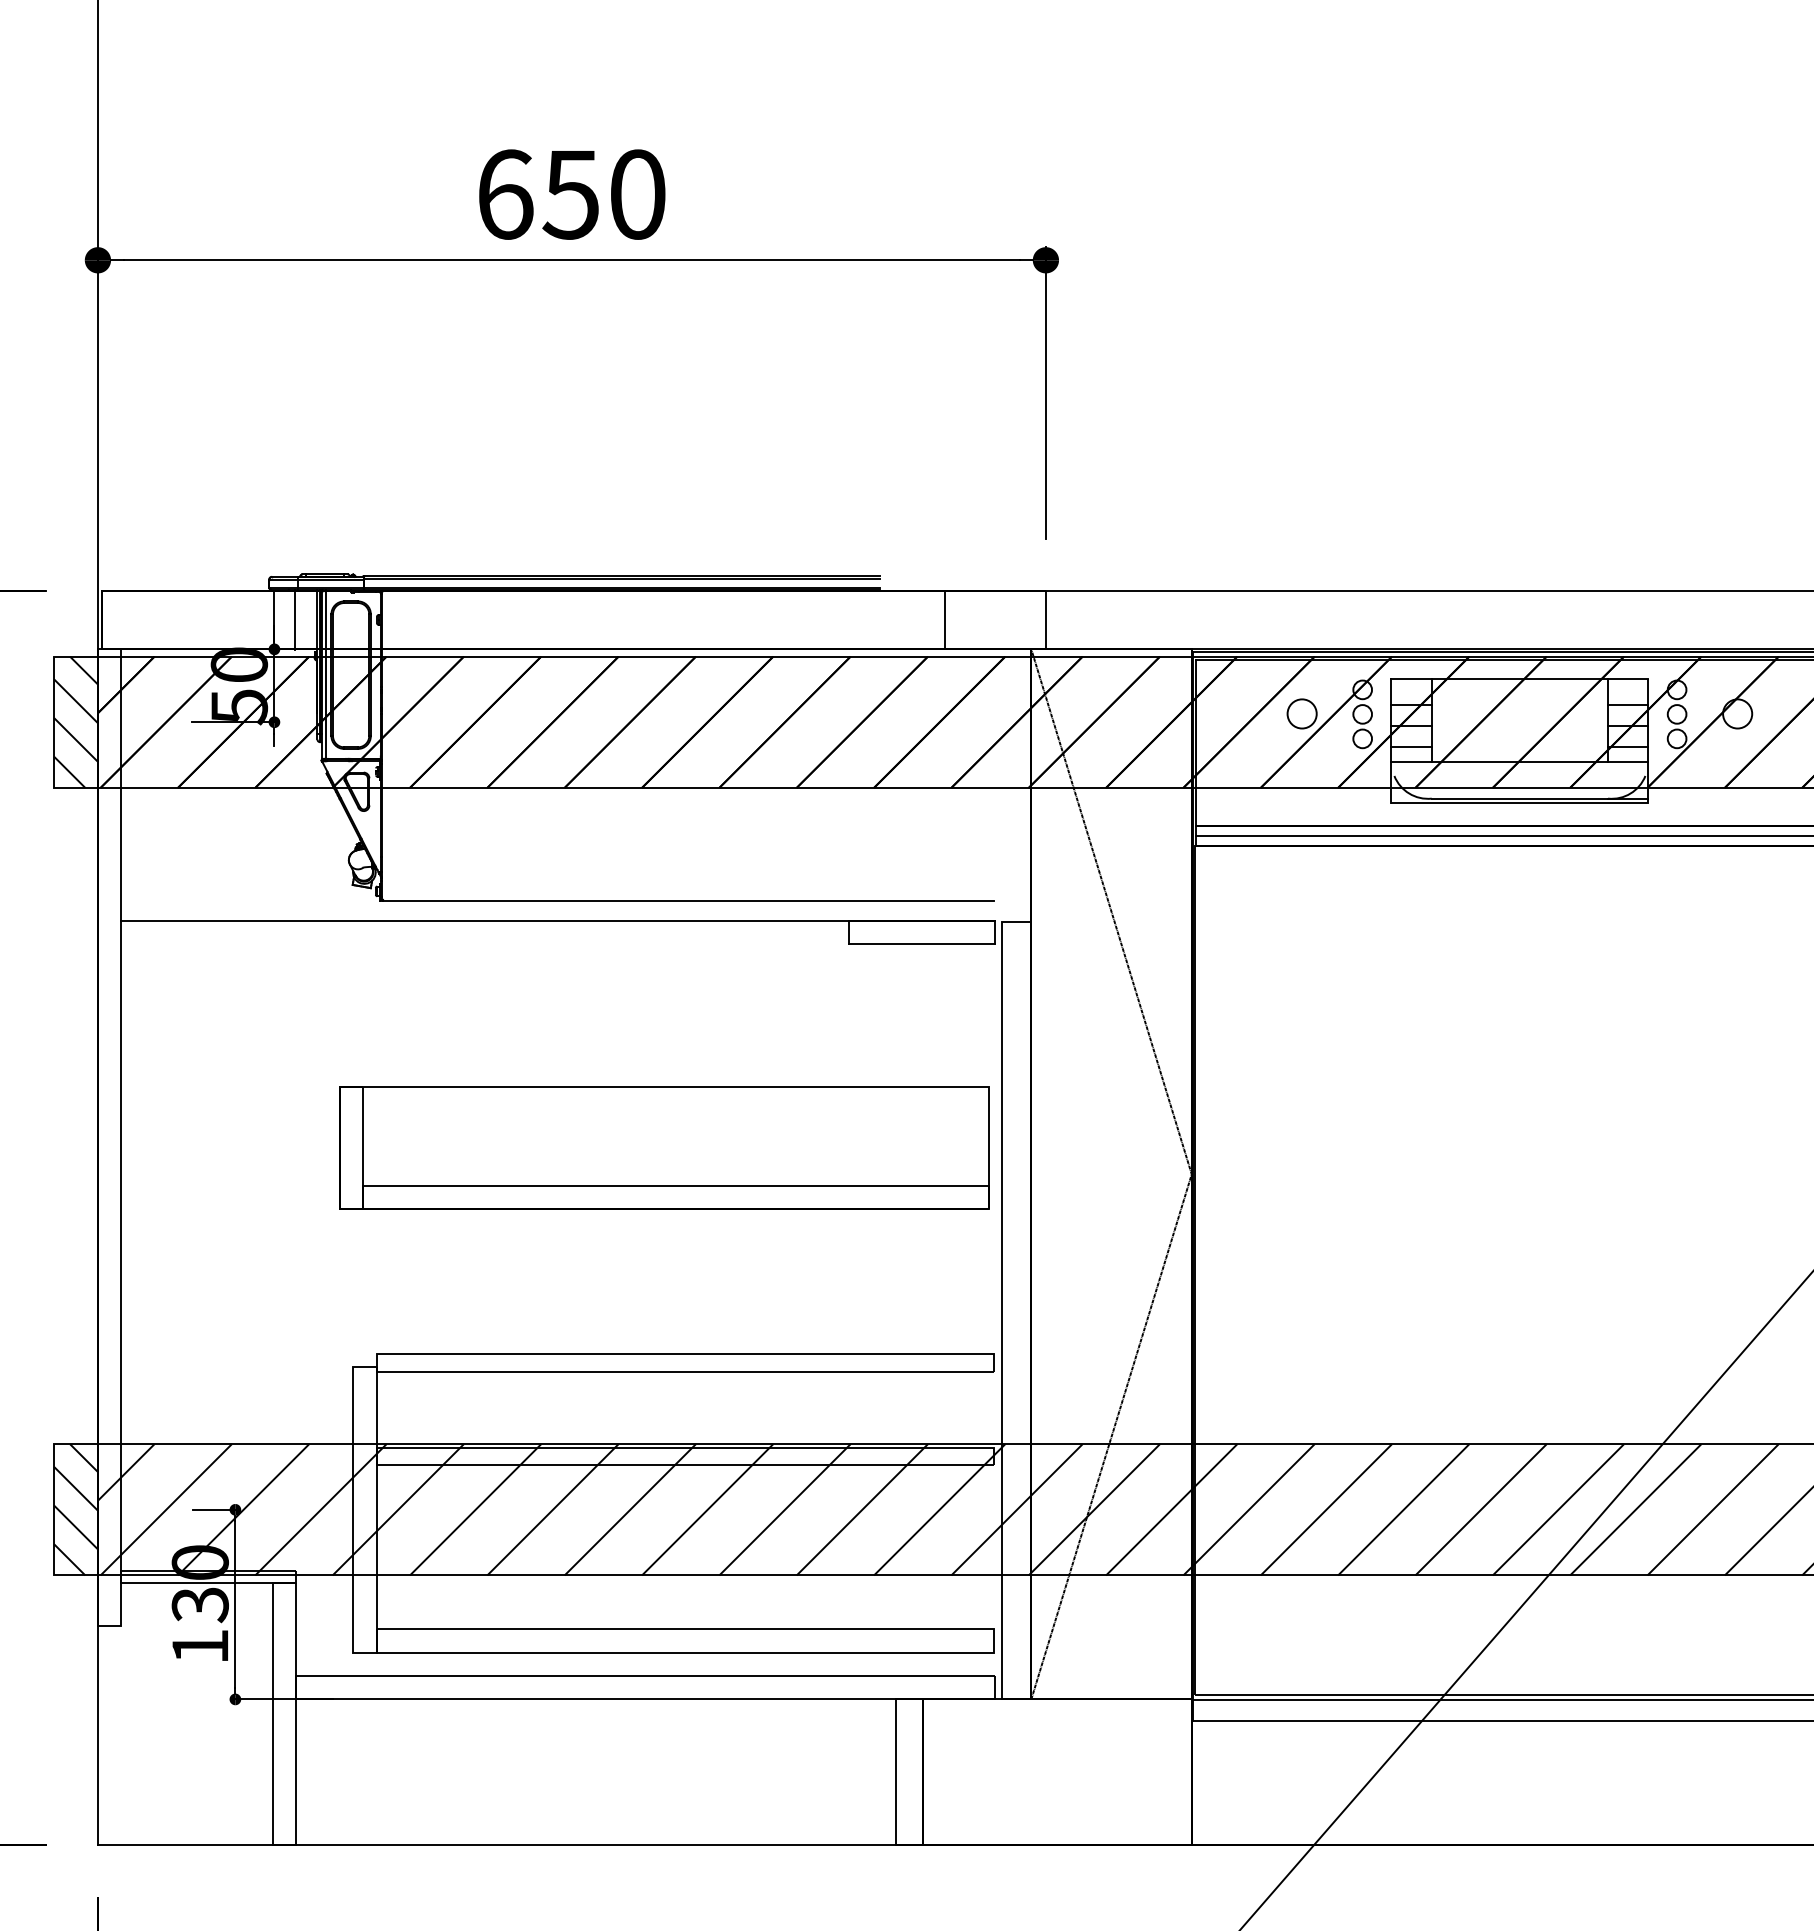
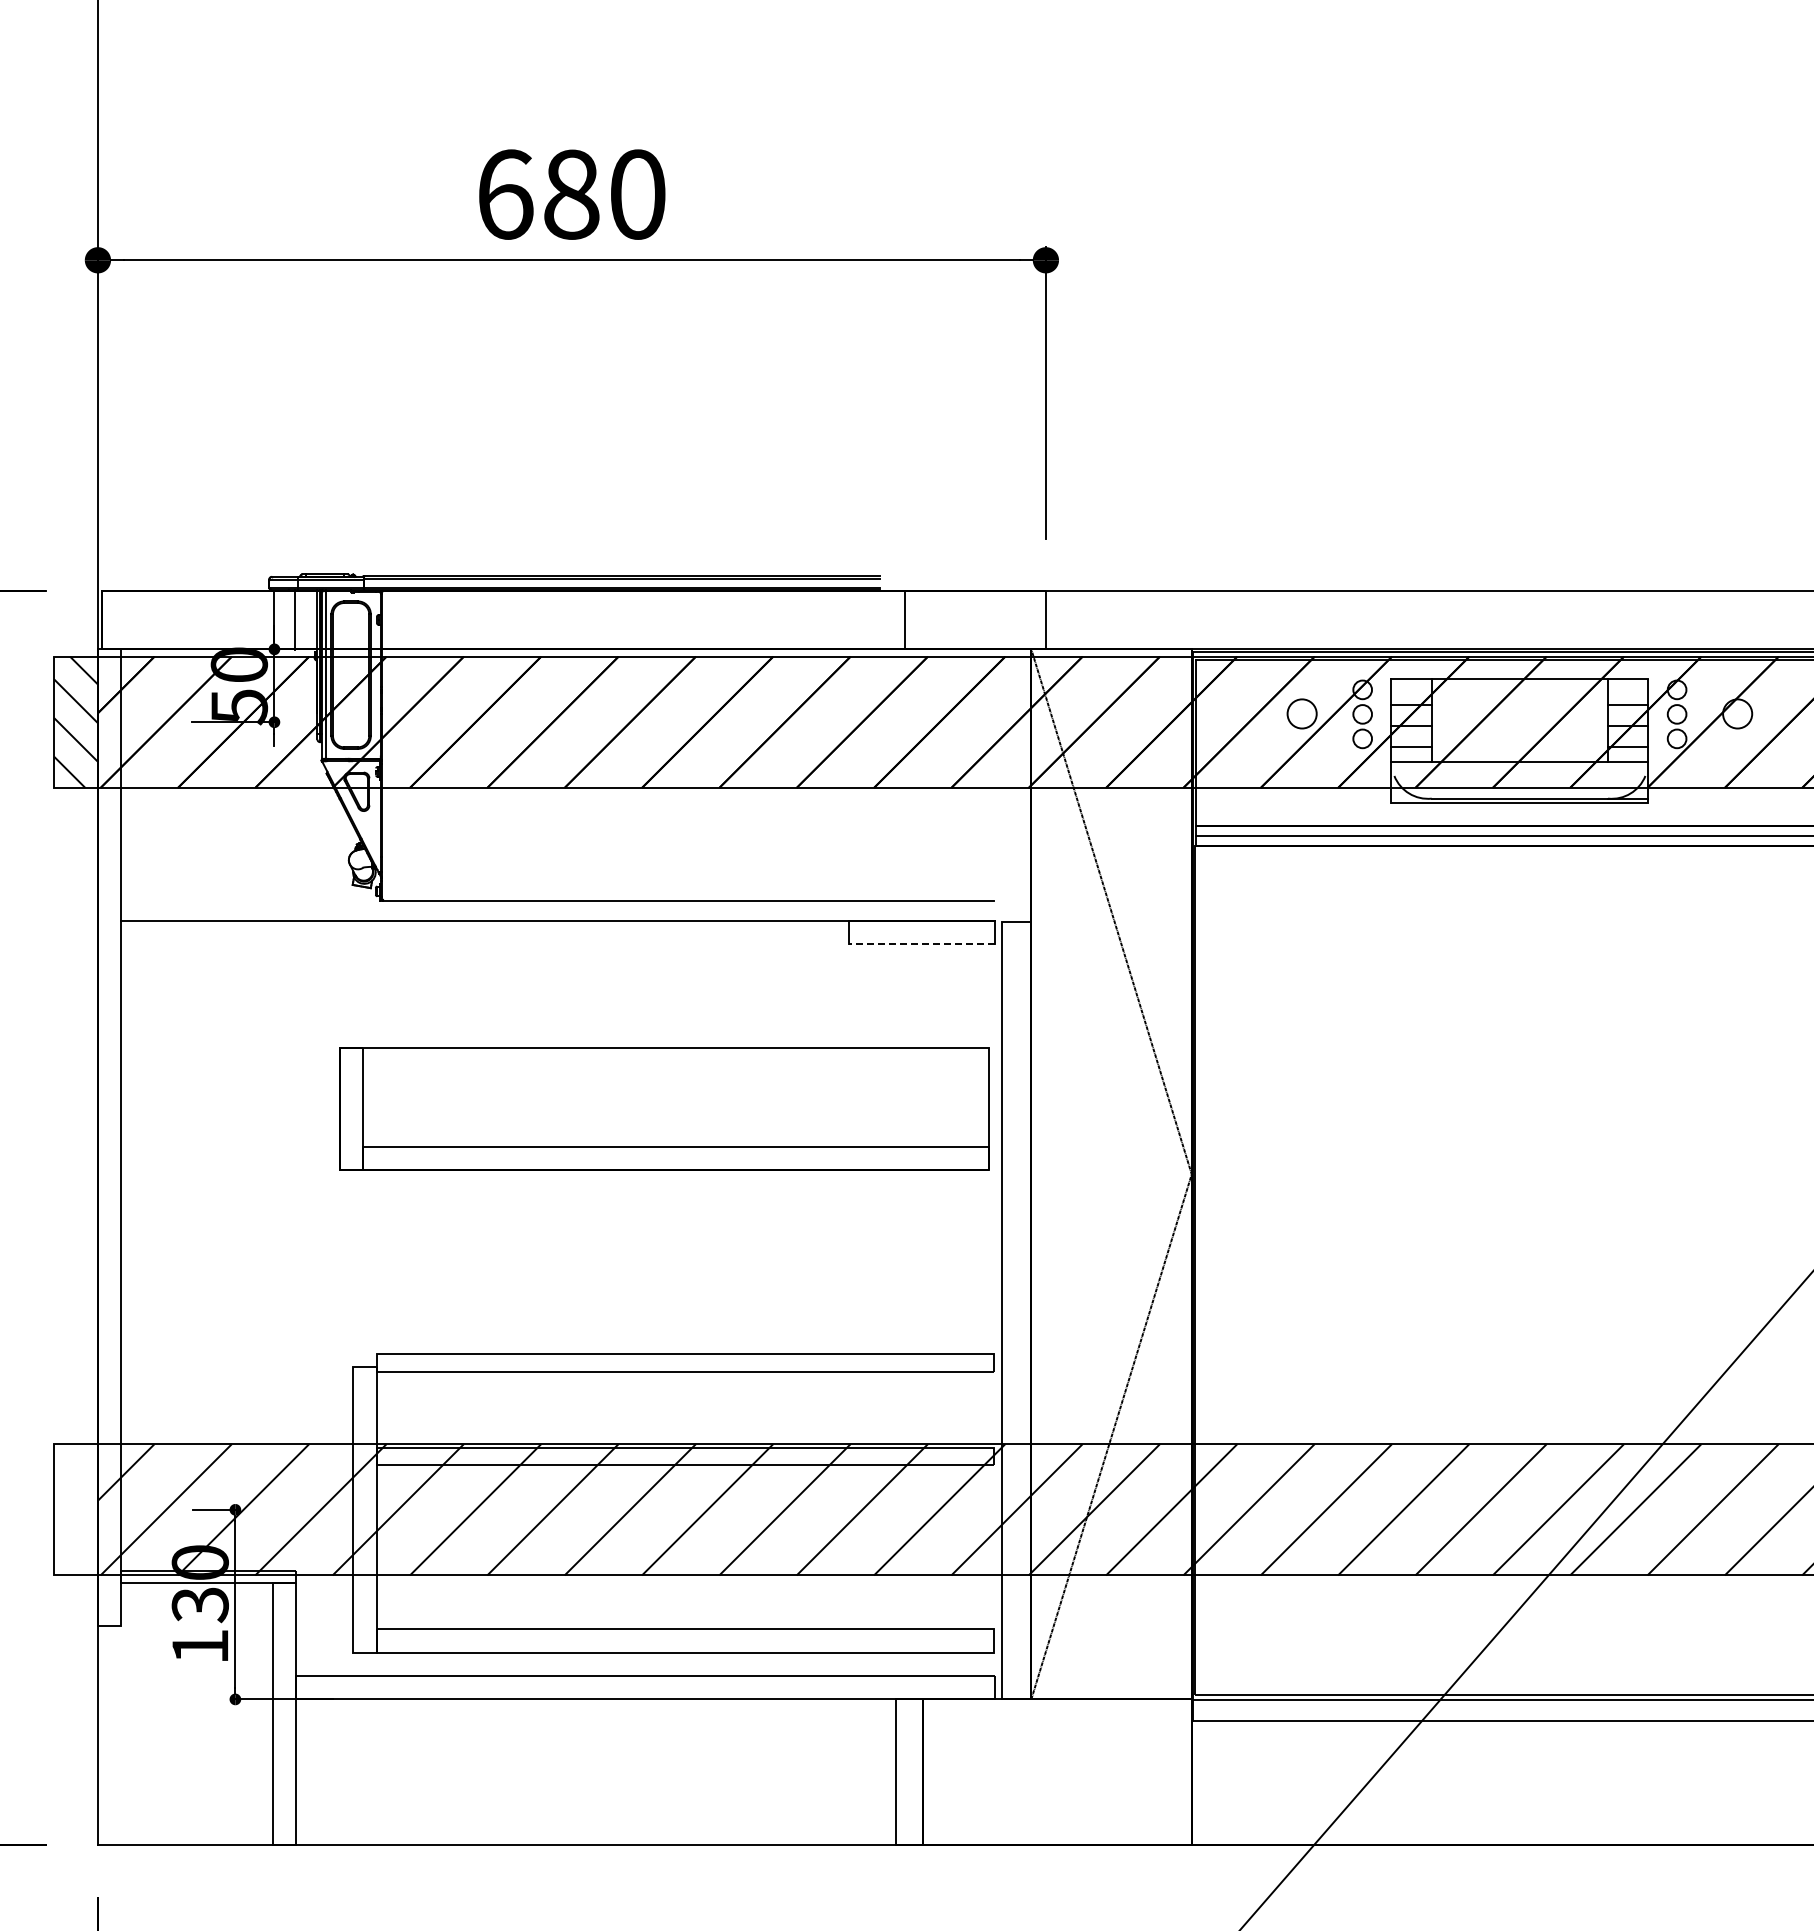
text: 650 -> 680 (570, 194)
line position: (945, 620) -> (905, 620) (905, 620)
line: solid -> dashed (921, 943)
part position: (664, 1147) -> (664, 1108) (664, 1108)
hatch: present -> none (75, 1509)
